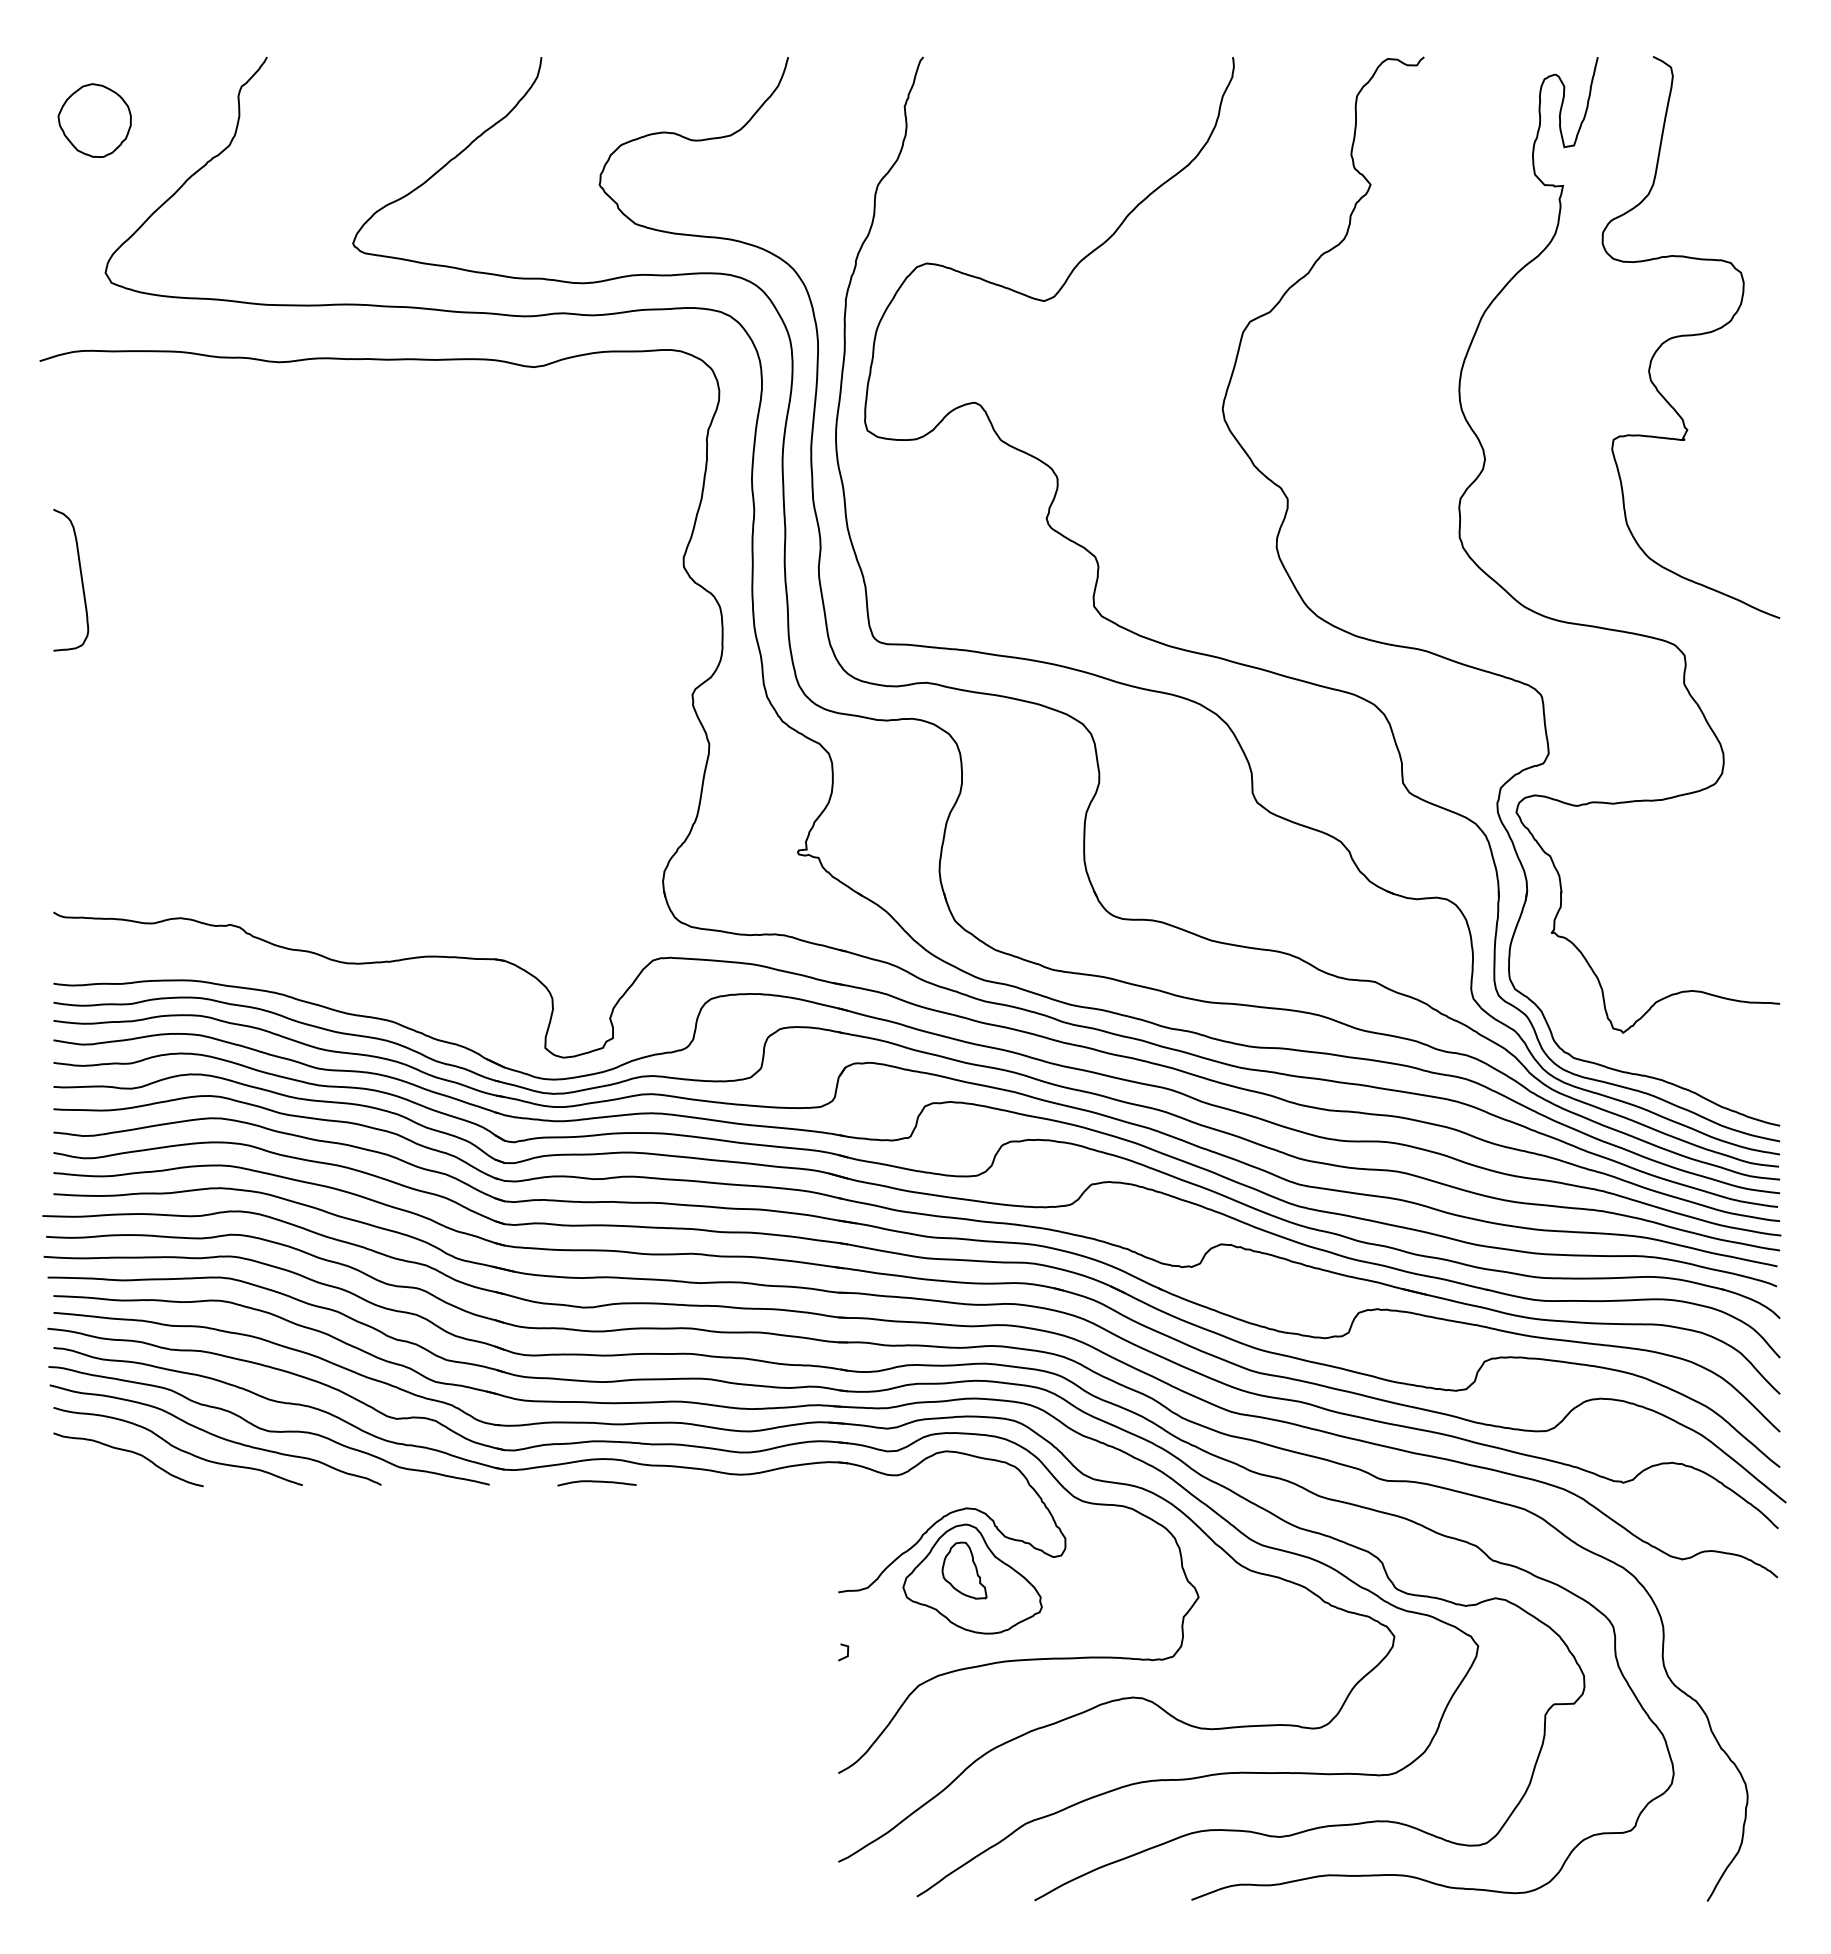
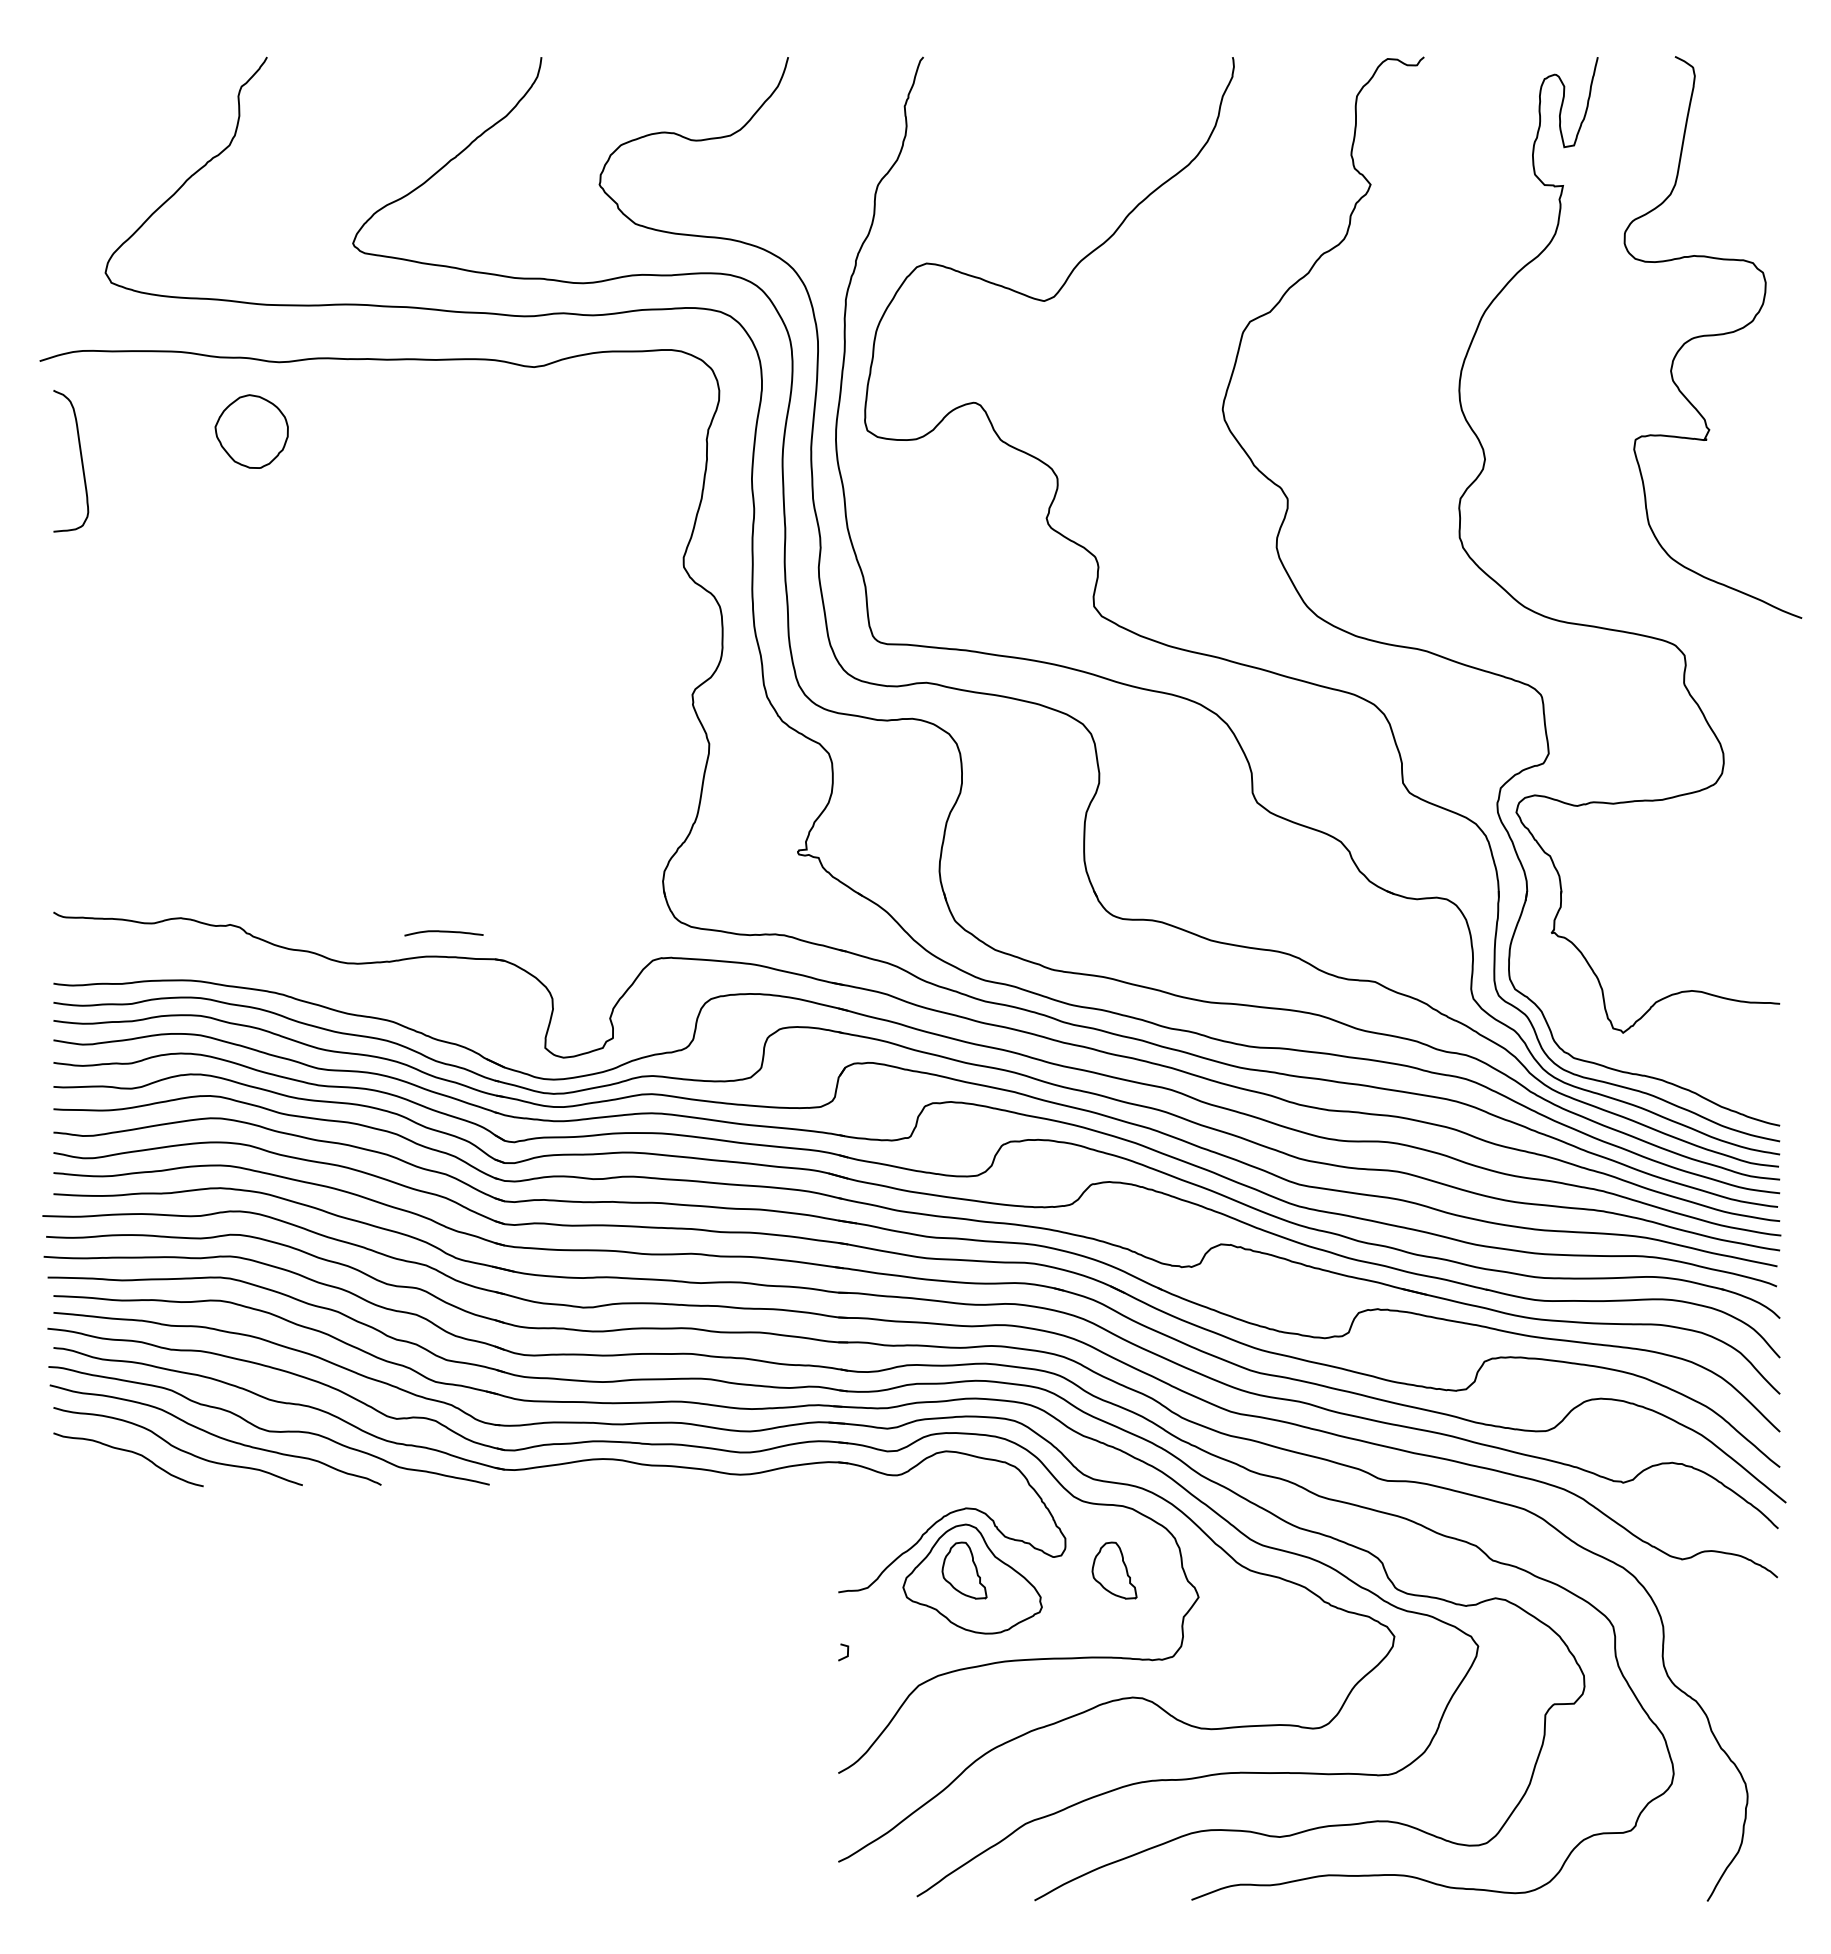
part position: (94, 120) -> (251, 431) (251, 431)
curve position: (1690, 336) -> (1712, 336) (1712, 336)
curve position: (80, 577) -> (80, 458) (80, 458)
curve position: (596, 1482) -> (443, 932) (443, 932)
part: none -> present (1114, 1570)
